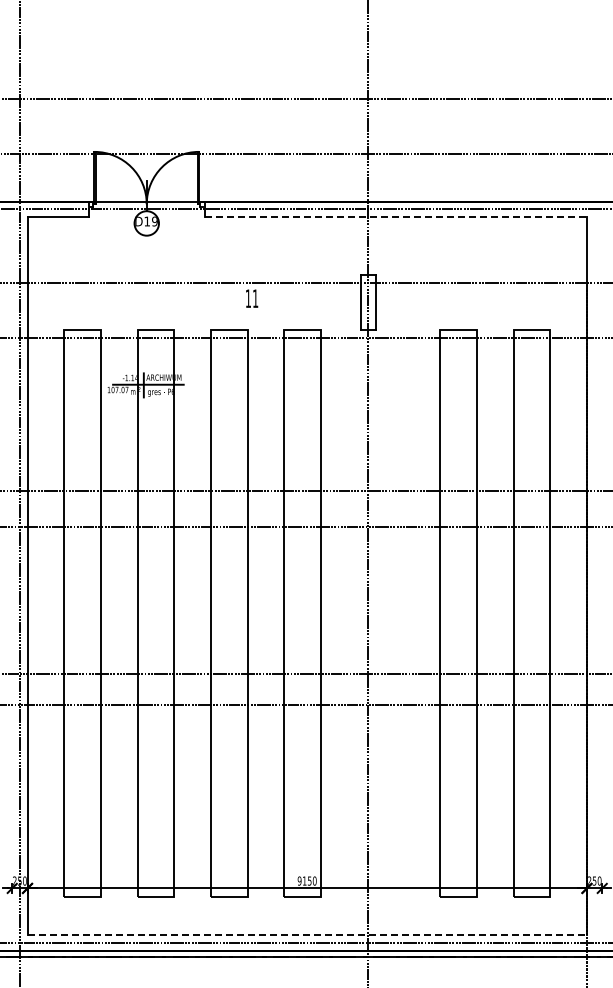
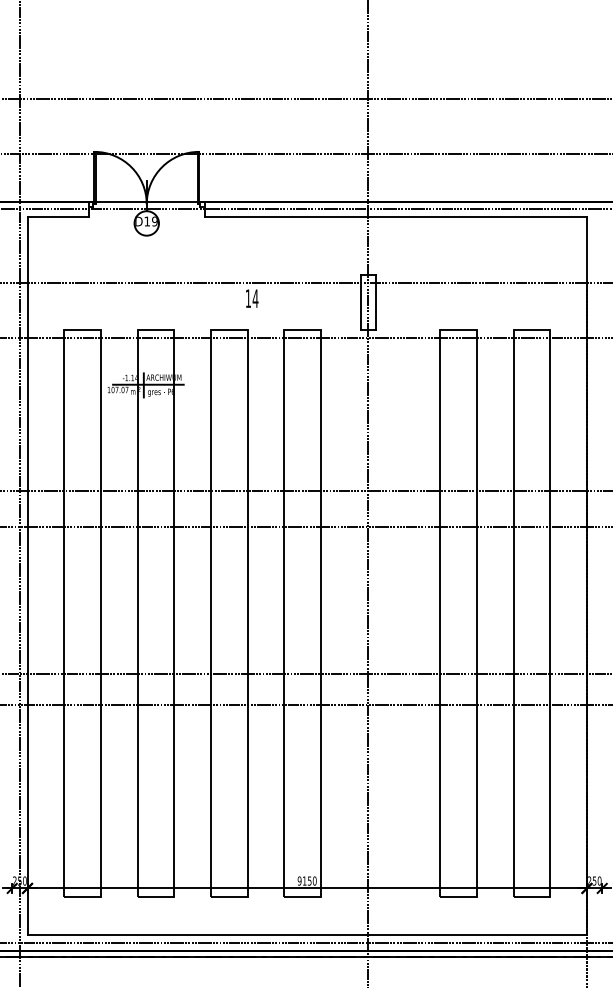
line: dashed -> solid (396, 217)
text: 11 -> 14 (255, 298)
line: dashed -> solid (307, 935)
